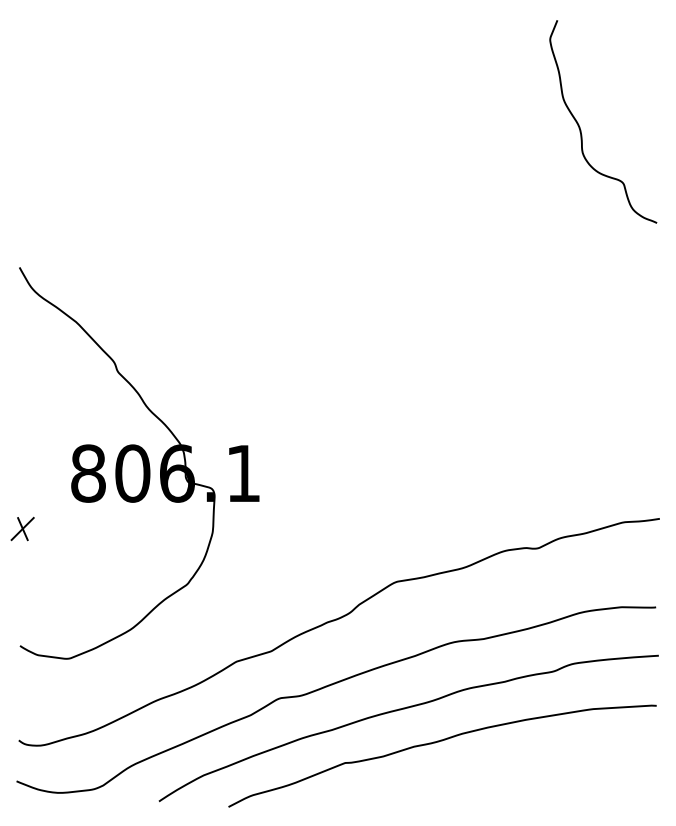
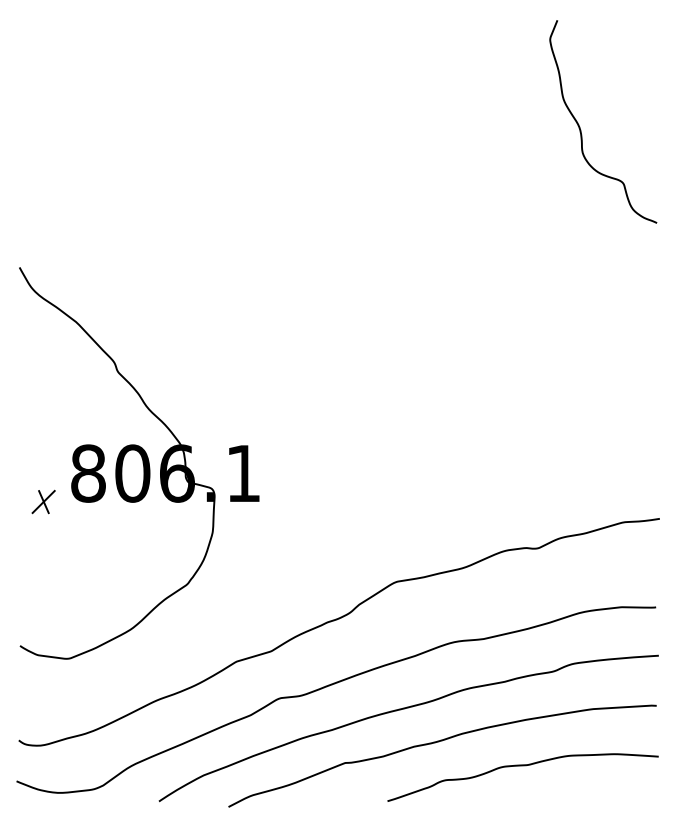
part position: (22, 528) -> (43, 501) (43, 501)
curve: none -> present (522, 766)
